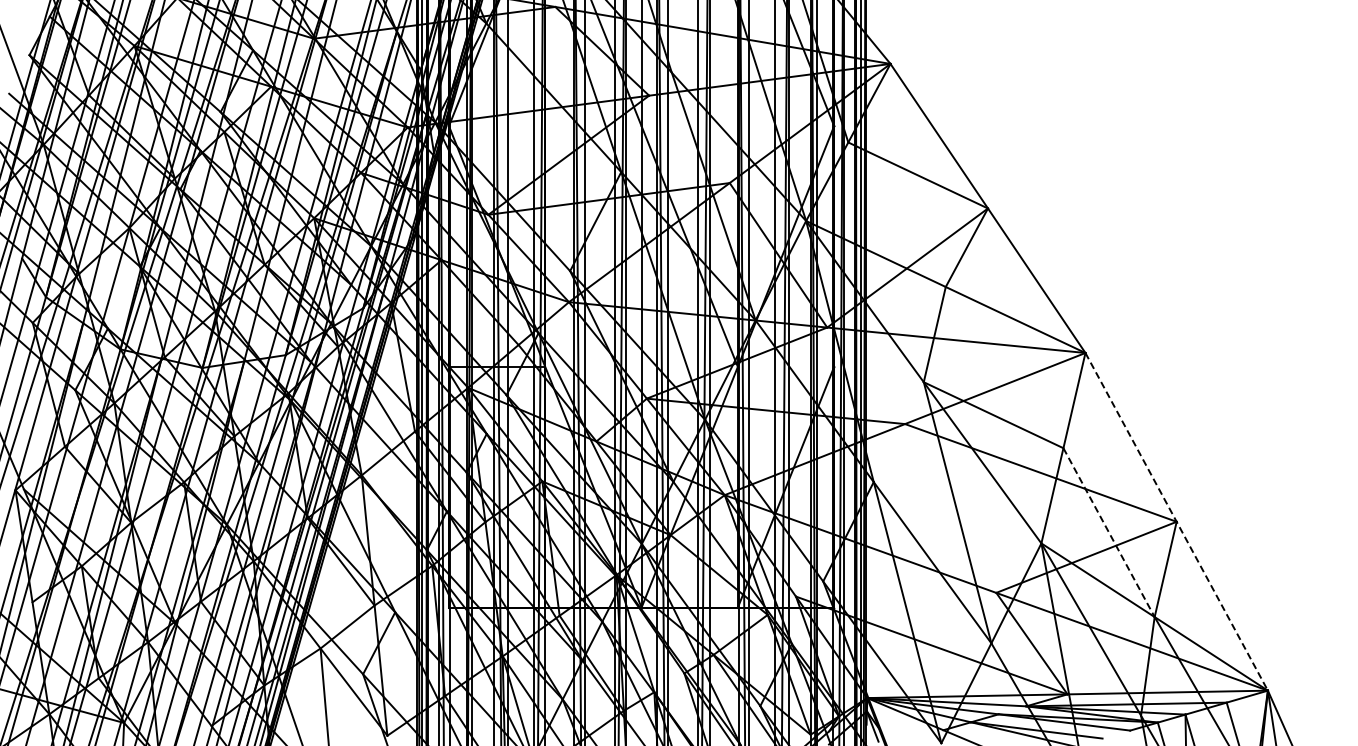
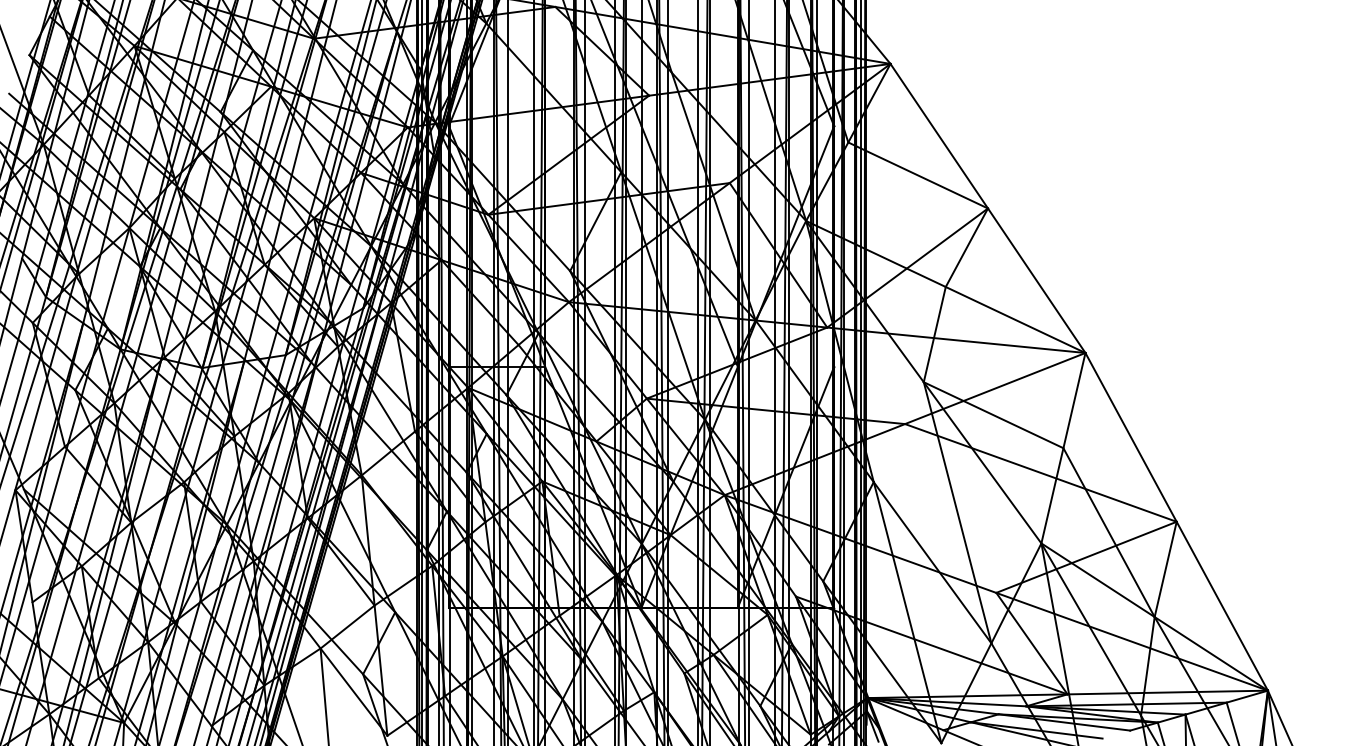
line: dashed -> solid (1176, 521)
line: dashed -> solid (1109, 532)
